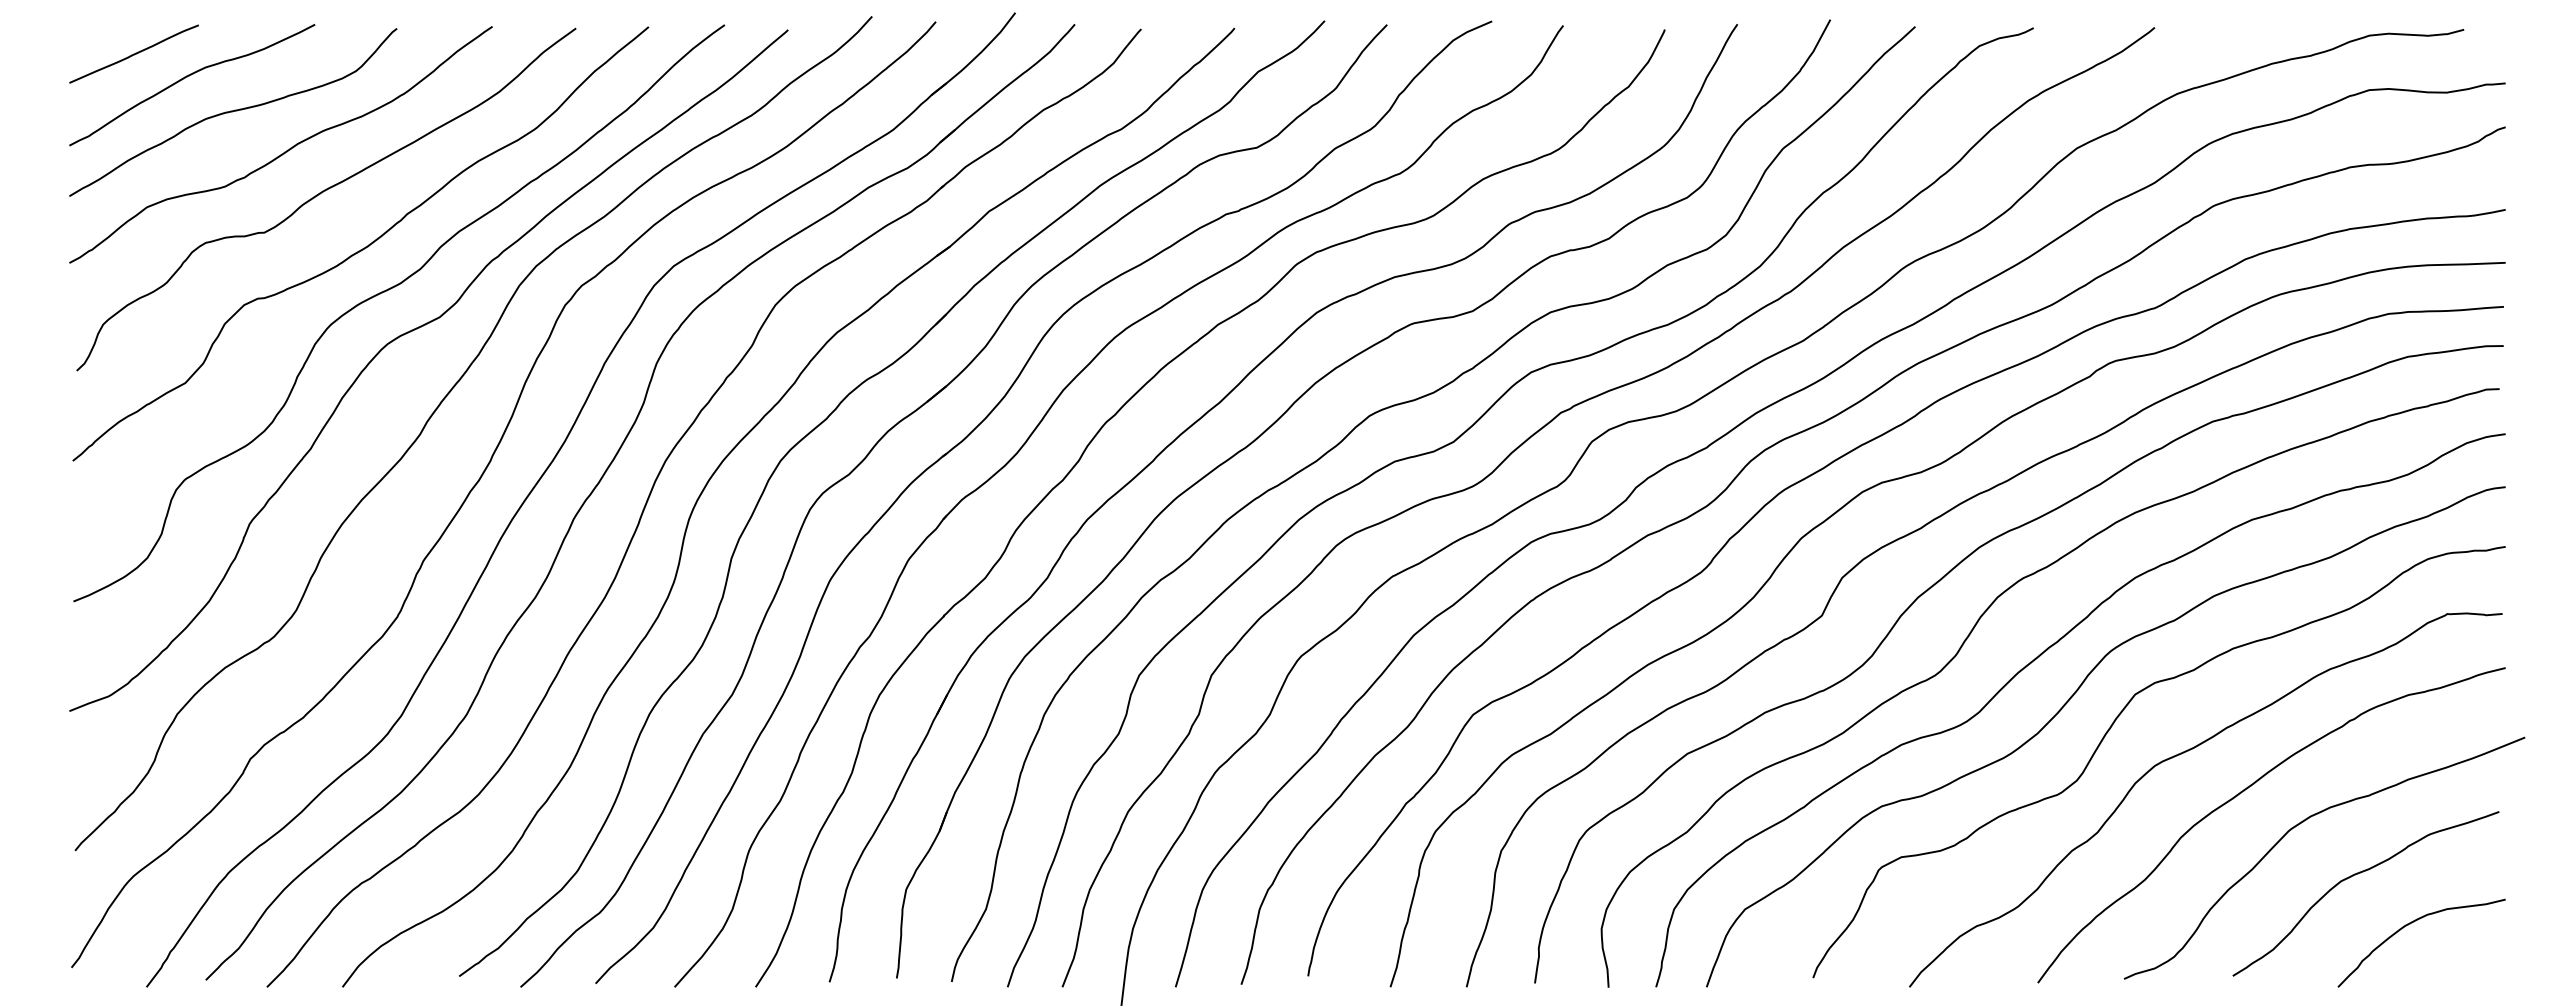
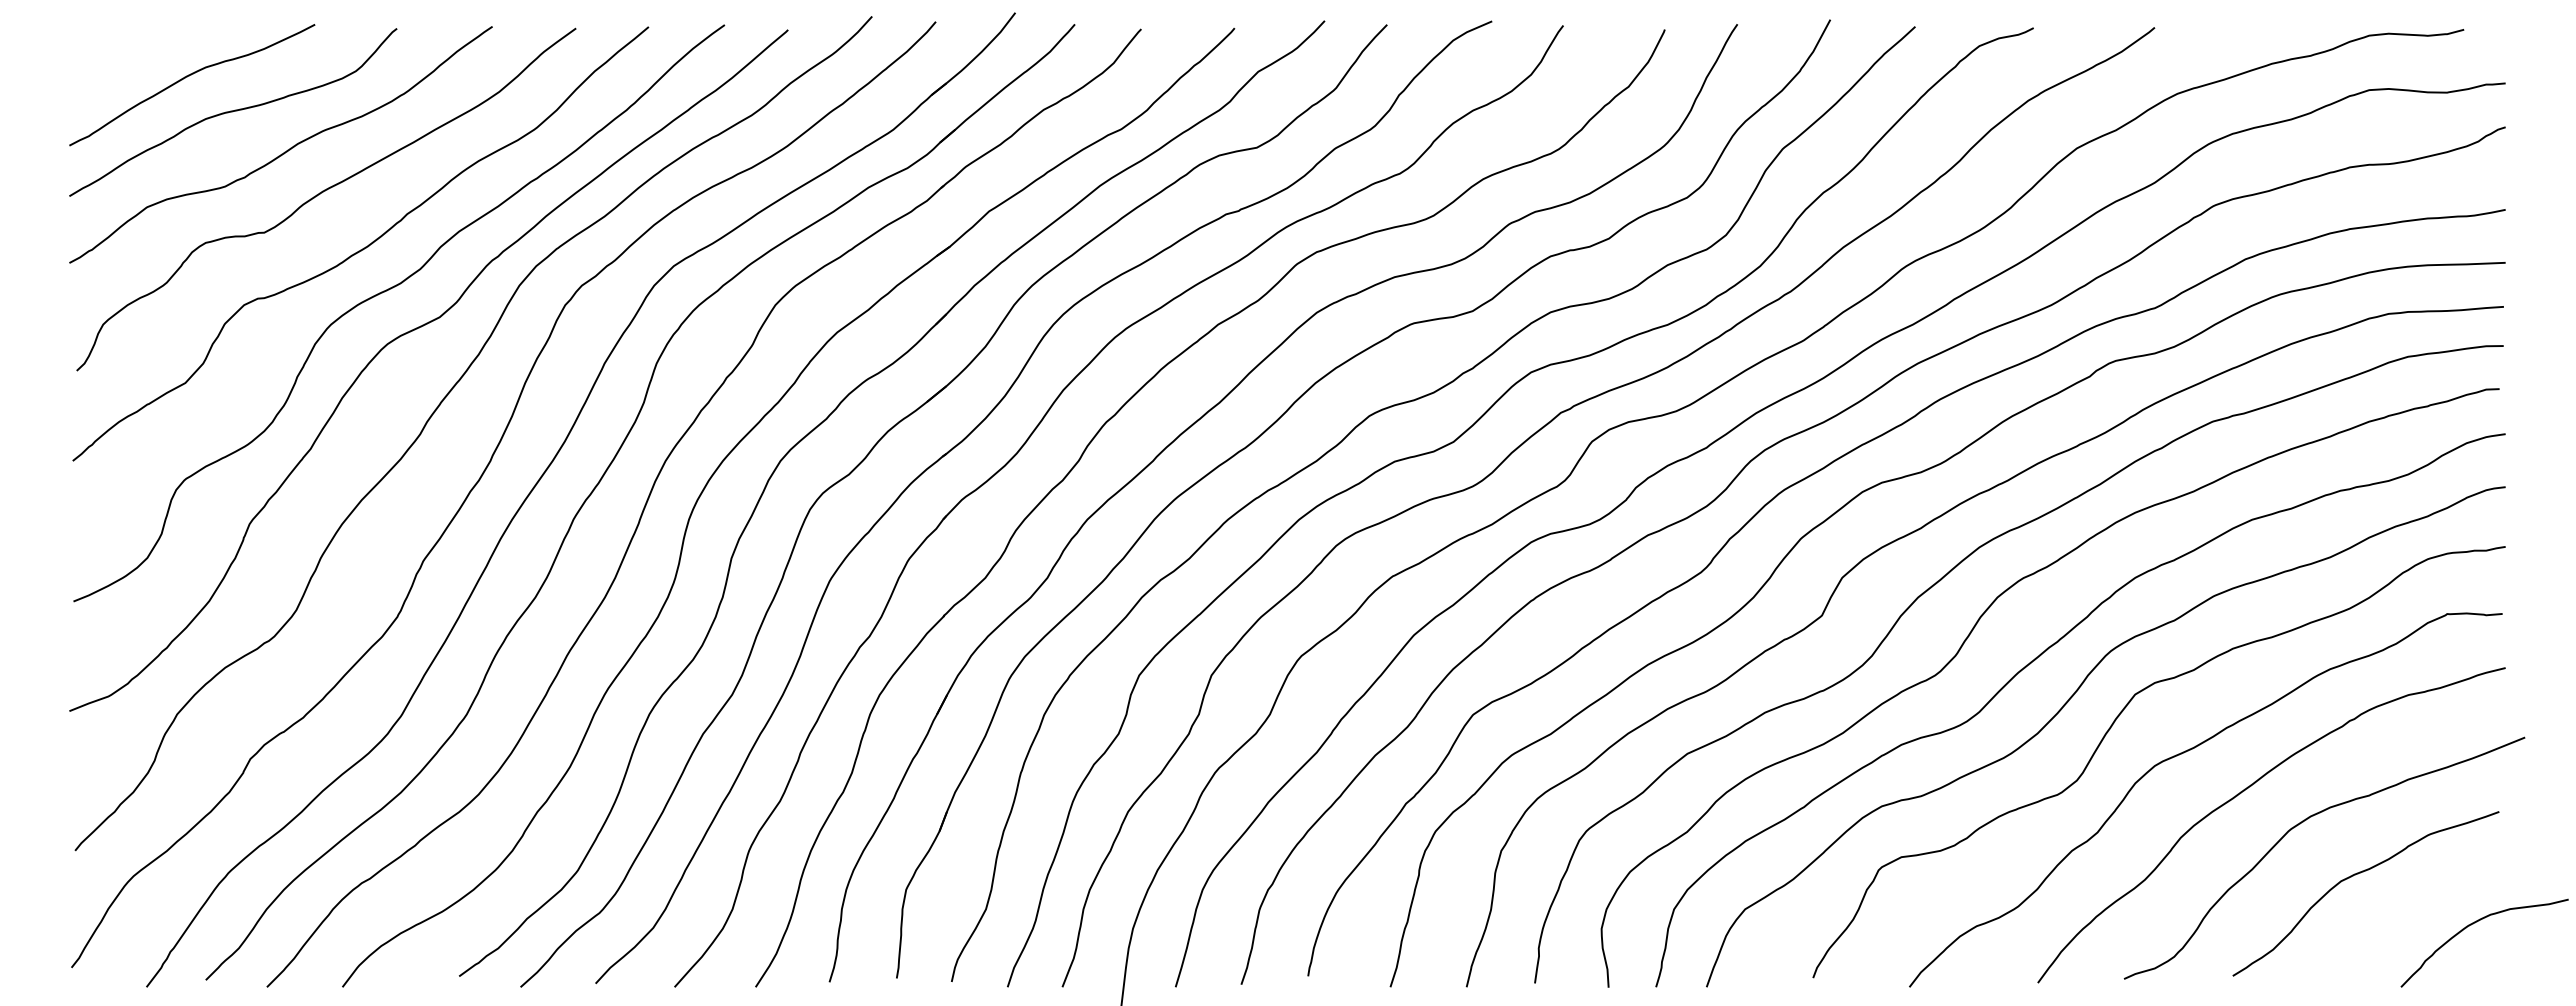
curve: present -> none (133, 53)
curve position: (2412, 923) -> (2475, 923) (2475, 923)
